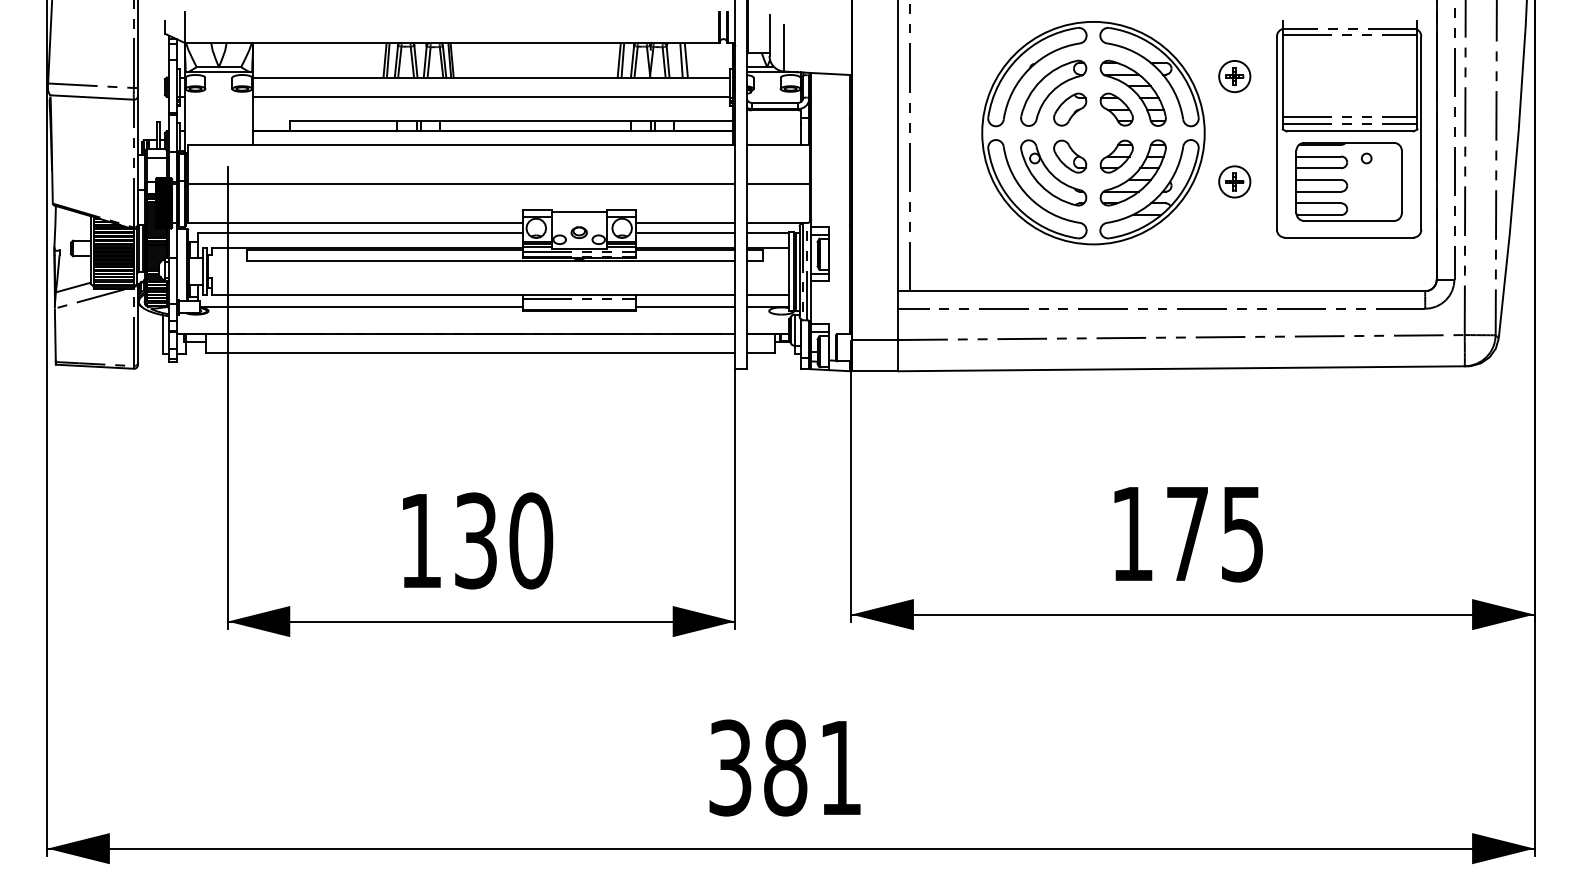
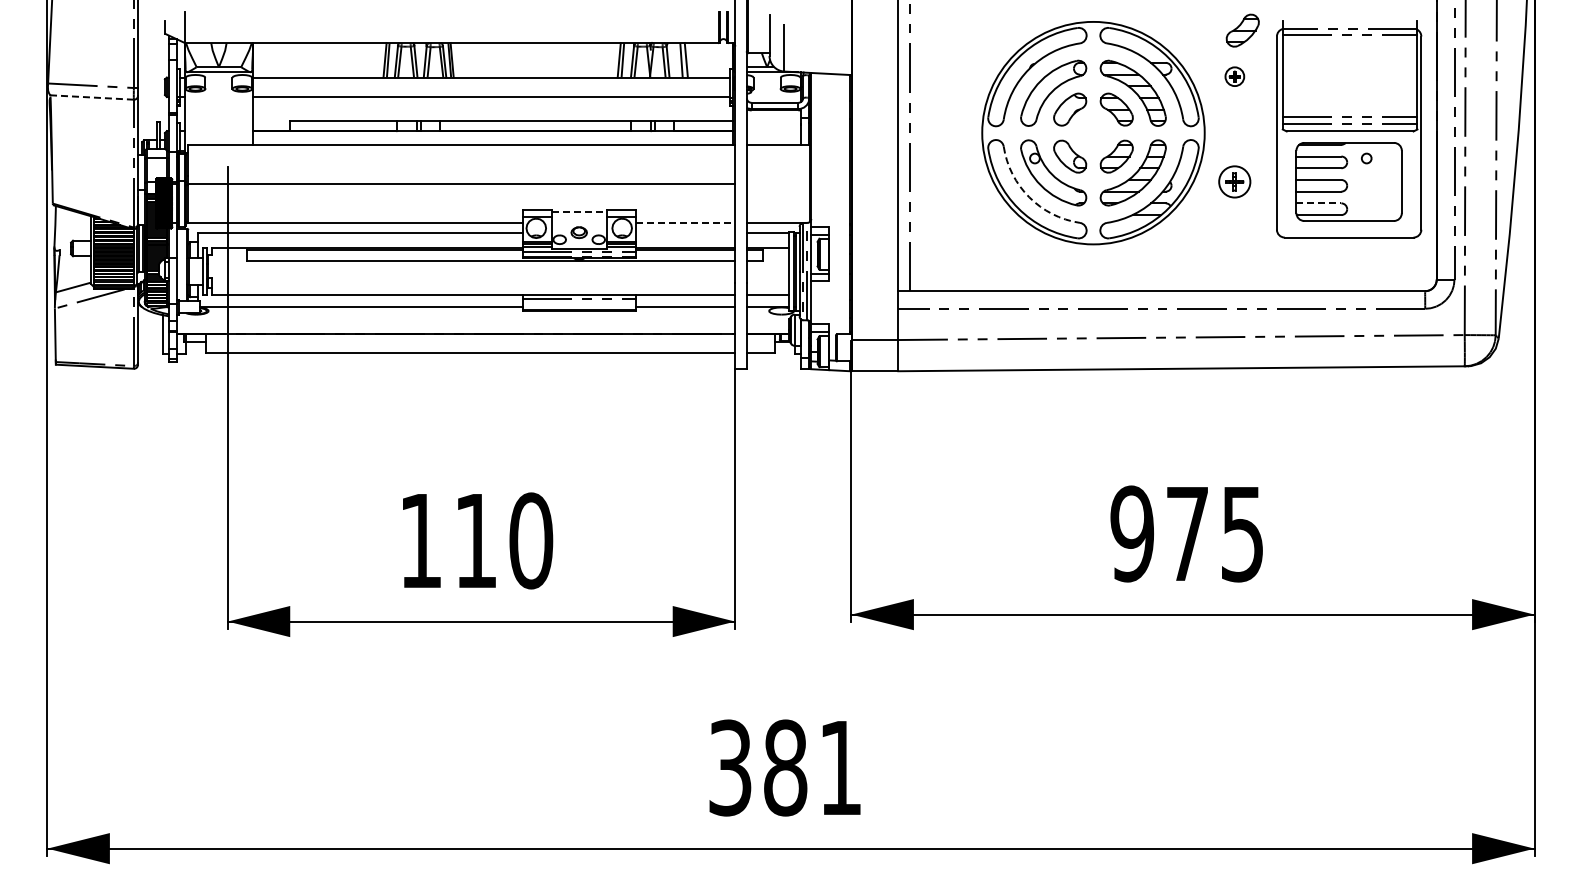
part: none -> present (1242, 30)
part size: 34x34 px -> 22x21 px (1234, 76)
line: solid -> dashed (92, 97)
line: present -> none (778, 183)
arc: solid -> dashed (1029, 197)
line: solid -> dashed (1319, 203)
line: solid -> dashed (579, 212)
line: solid -> dashed (685, 222)
line: present -> none (685, 232)
text: 175 -> 975 (1131, 533)
text: 130 -> 110 (475, 540)
